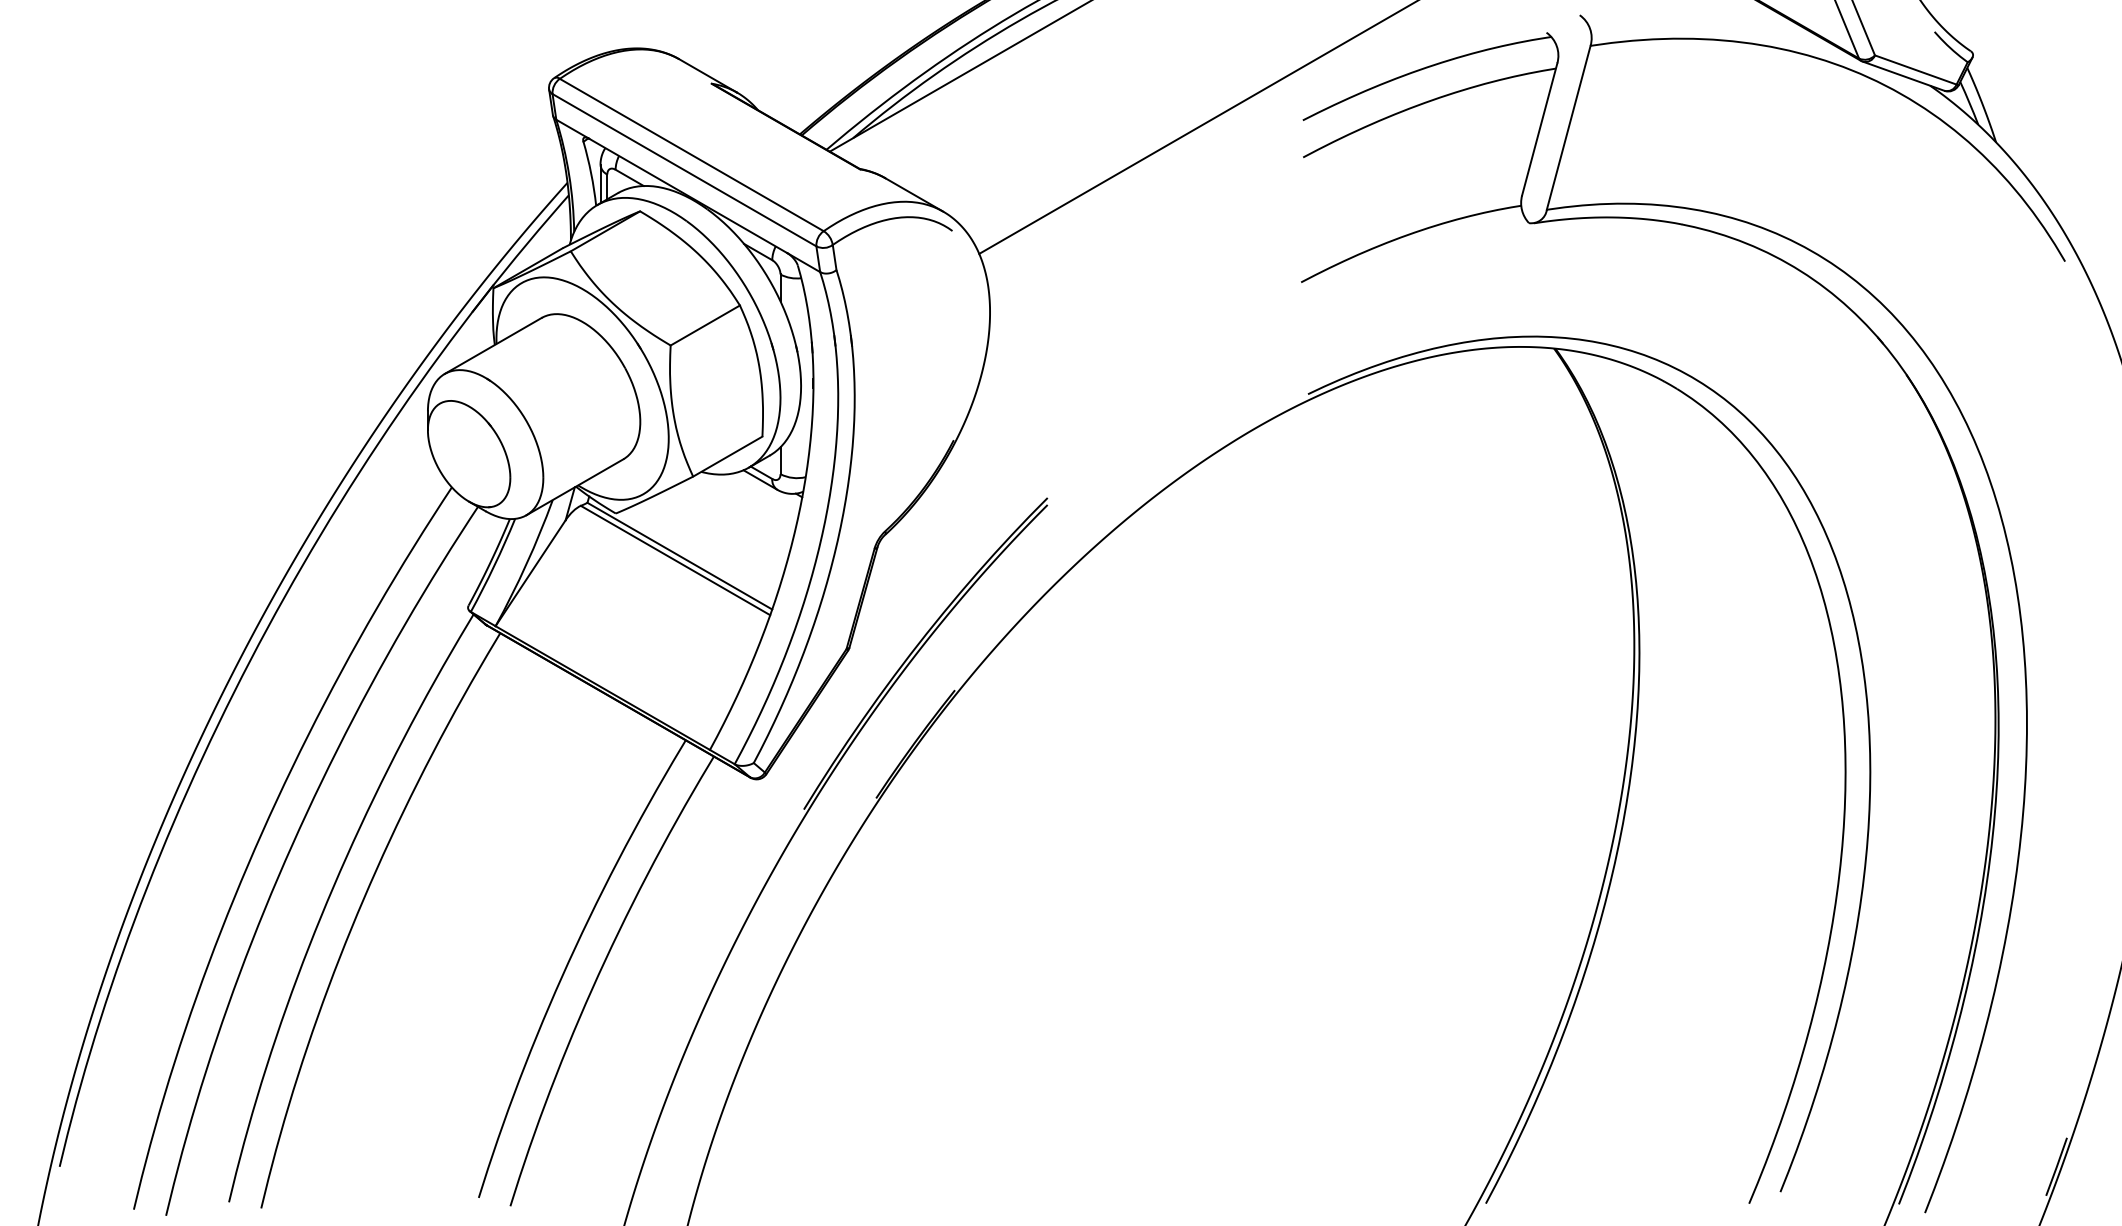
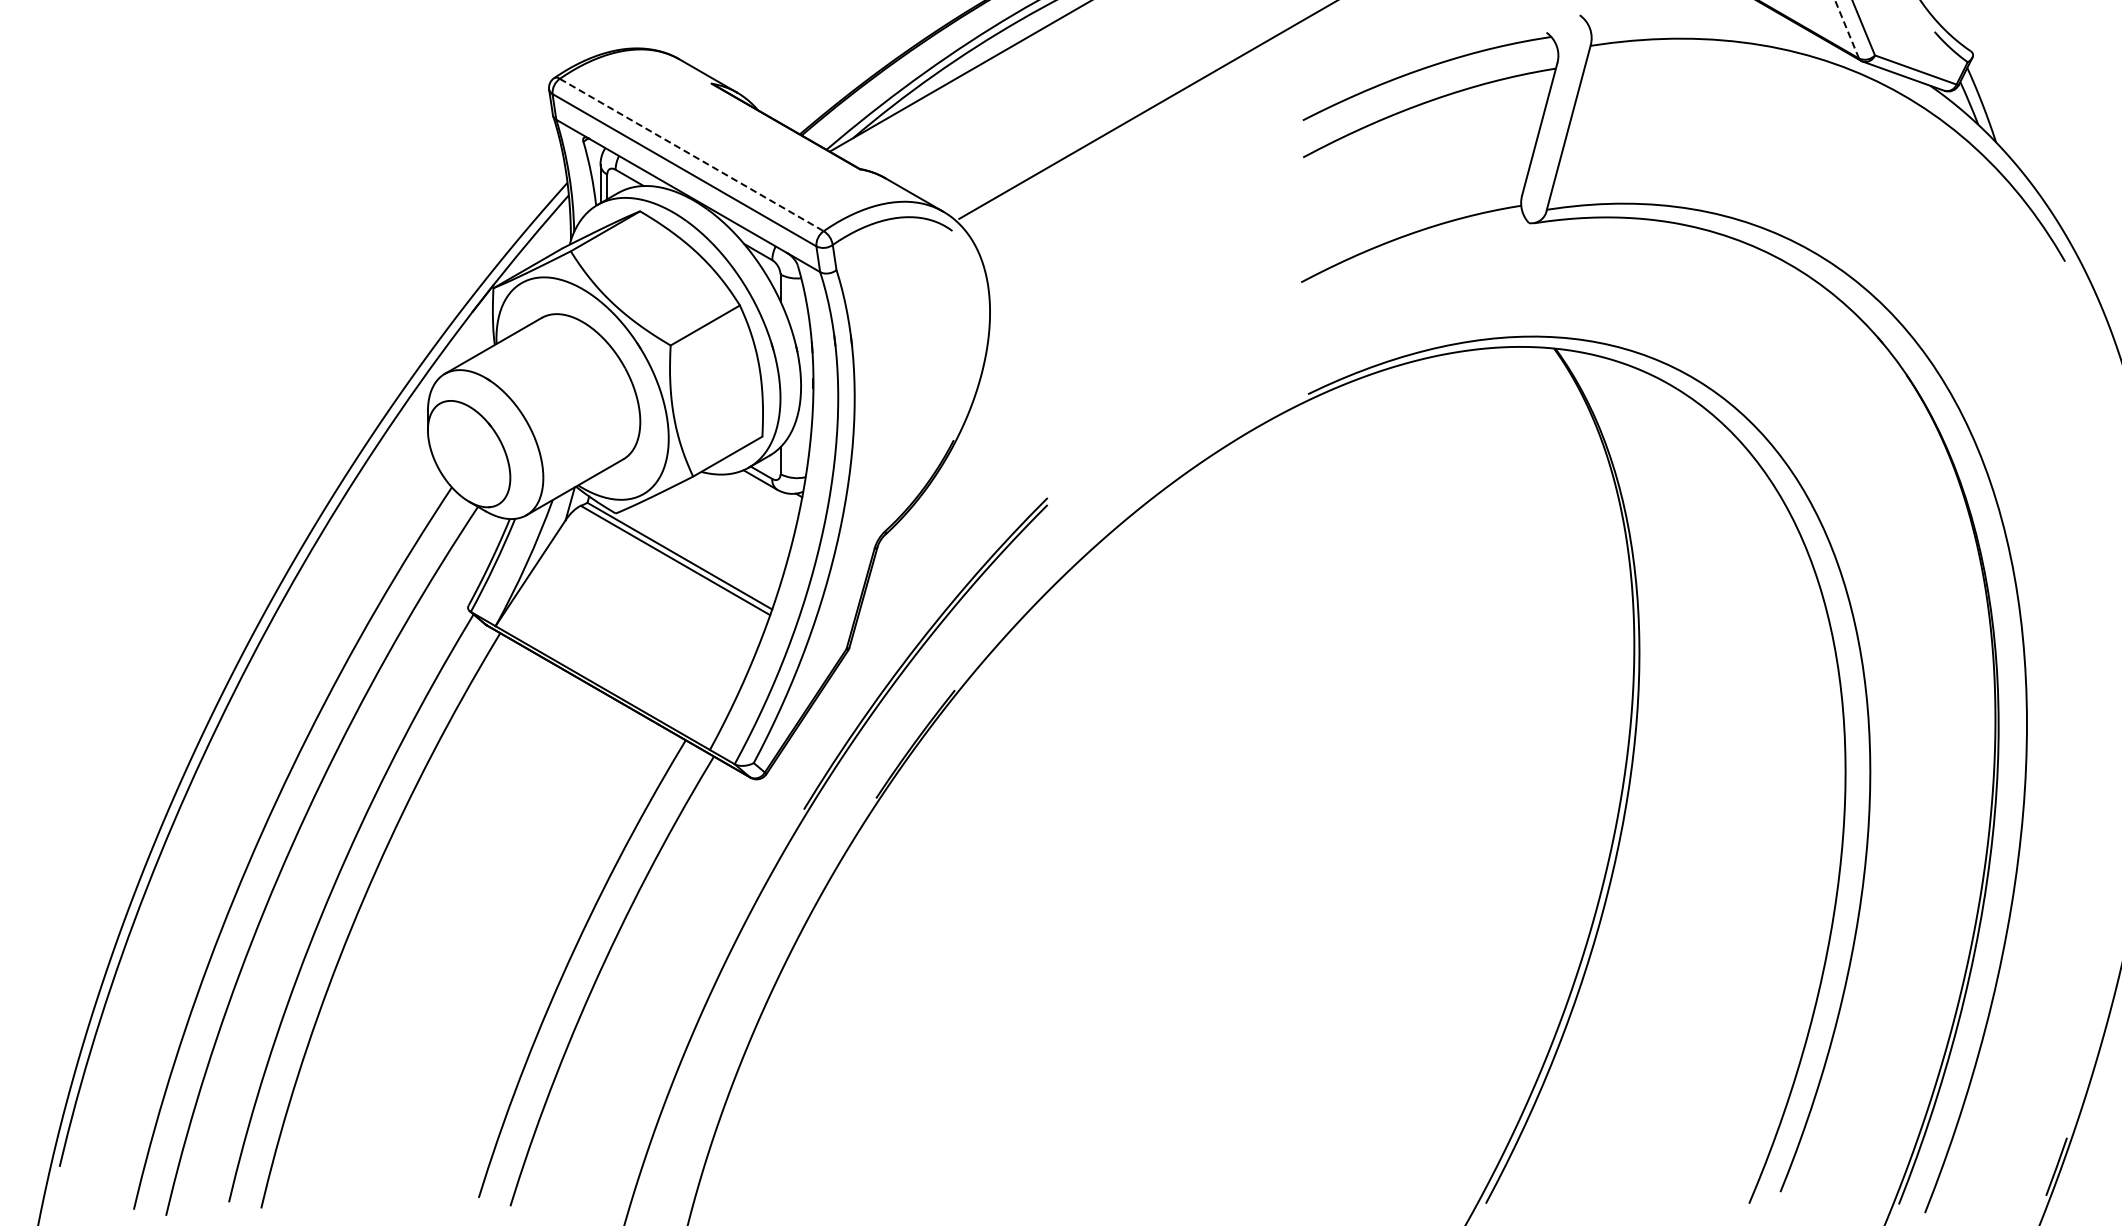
line: solid -> dashed (1846, 29)
line position: (1197, 127) -> (1146, 110) (1146, 110)
line: solid -> dashed (692, 155)
